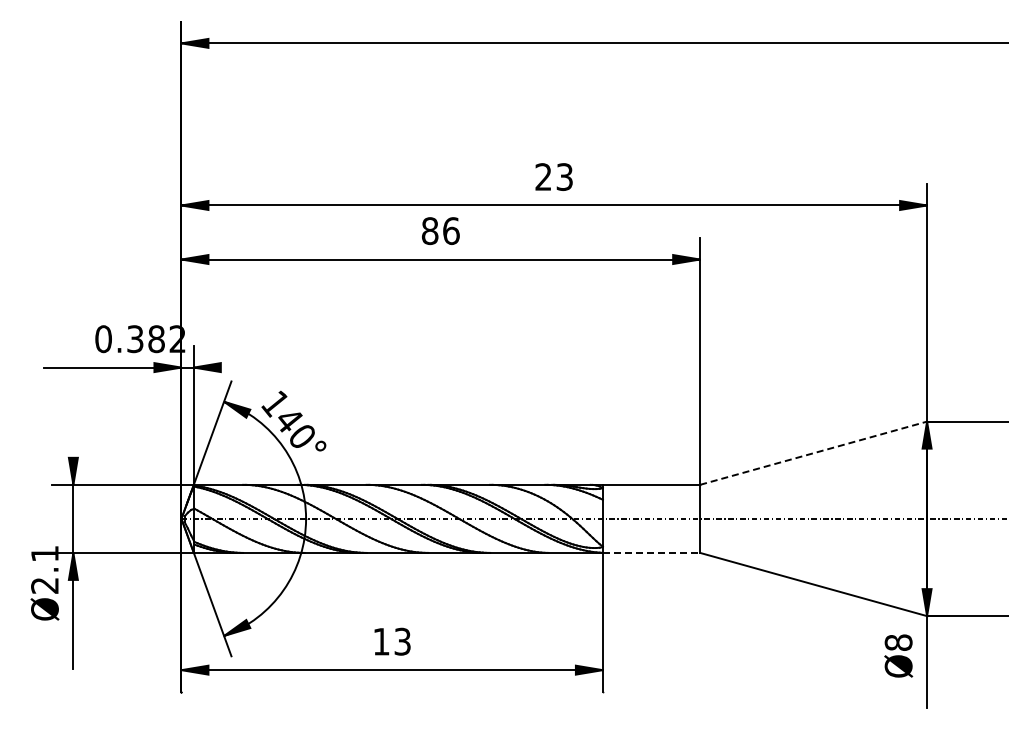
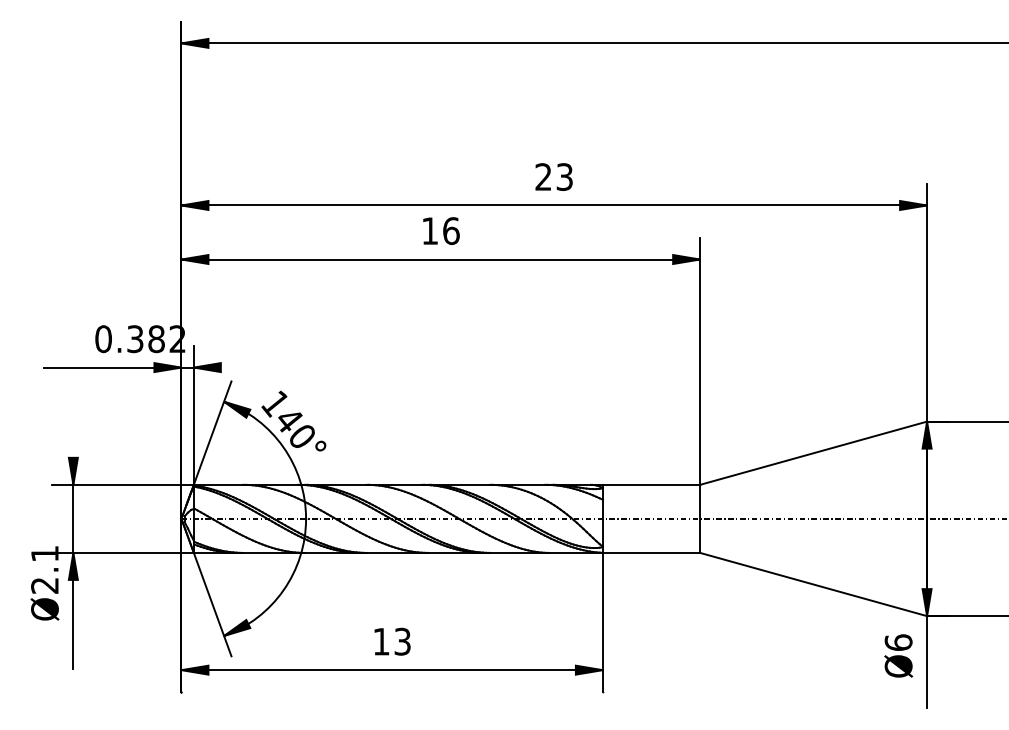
text: 86 -> 16 (429, 231)
line: dashed -> solid (813, 453)
line: dashed -> solid (651, 552)
text: Ø8 -> Ø6 (898, 642)
